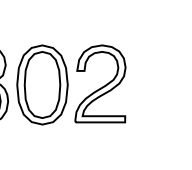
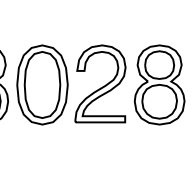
part: none -> present (159, 84)
